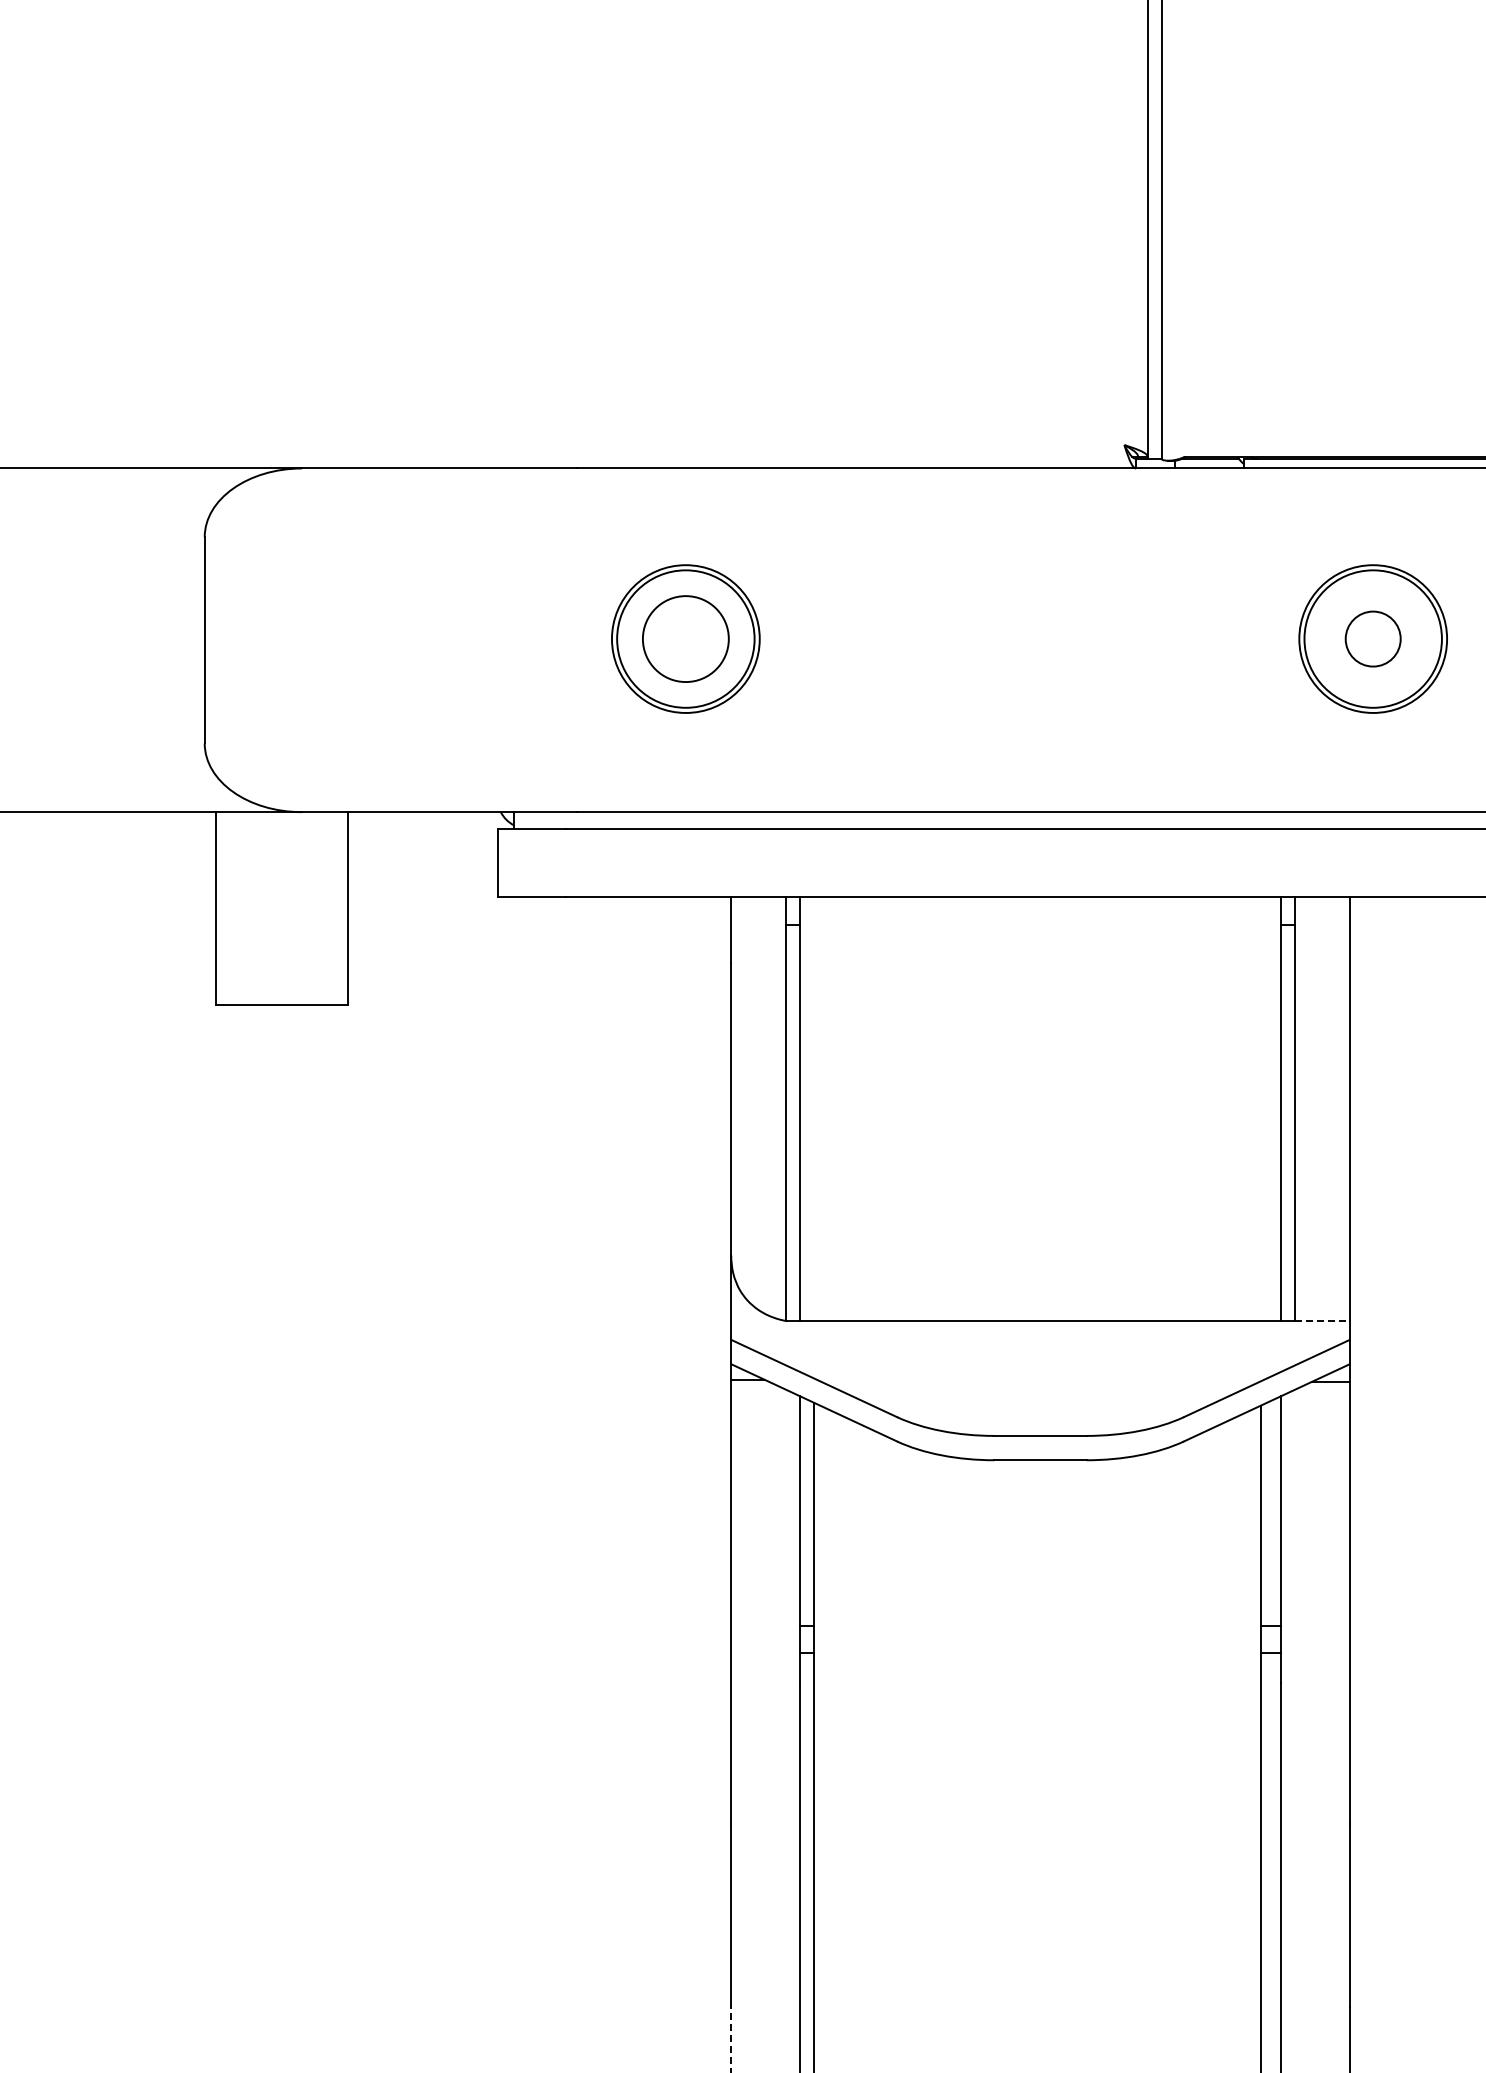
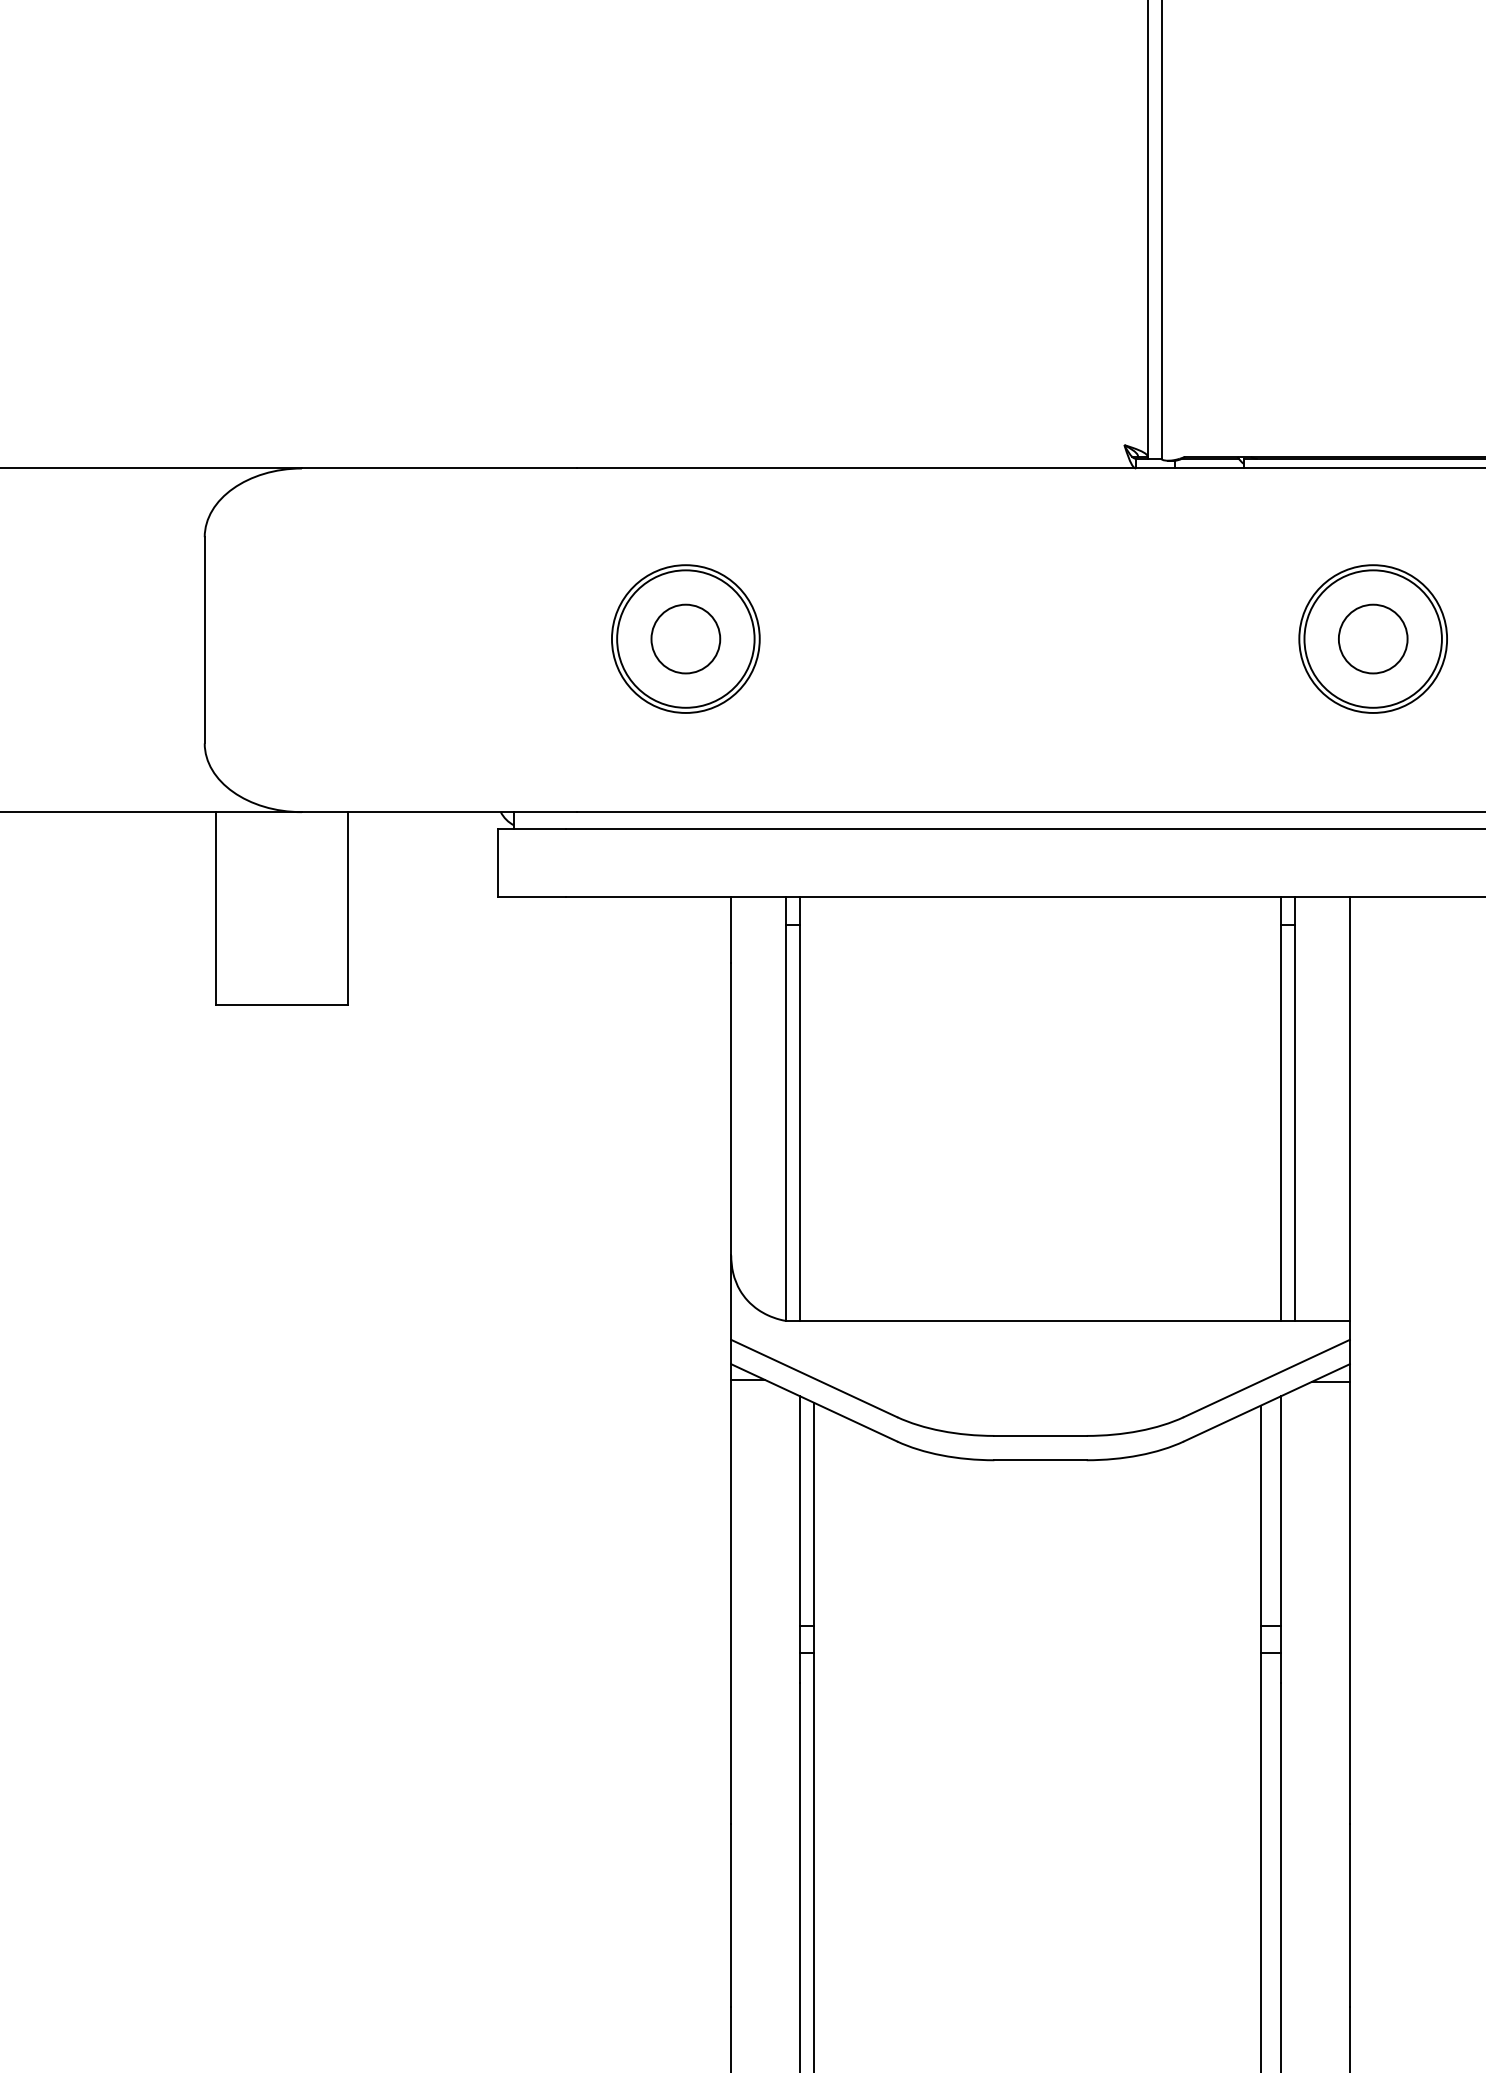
circle diameter: 55 px -> 69 px (1372, 638)
circle diameter: 86 px -> 69 px (685, 638)
line: dashed -> solid (1322, 1321)
line: dashed -> solid (731, 2039)
